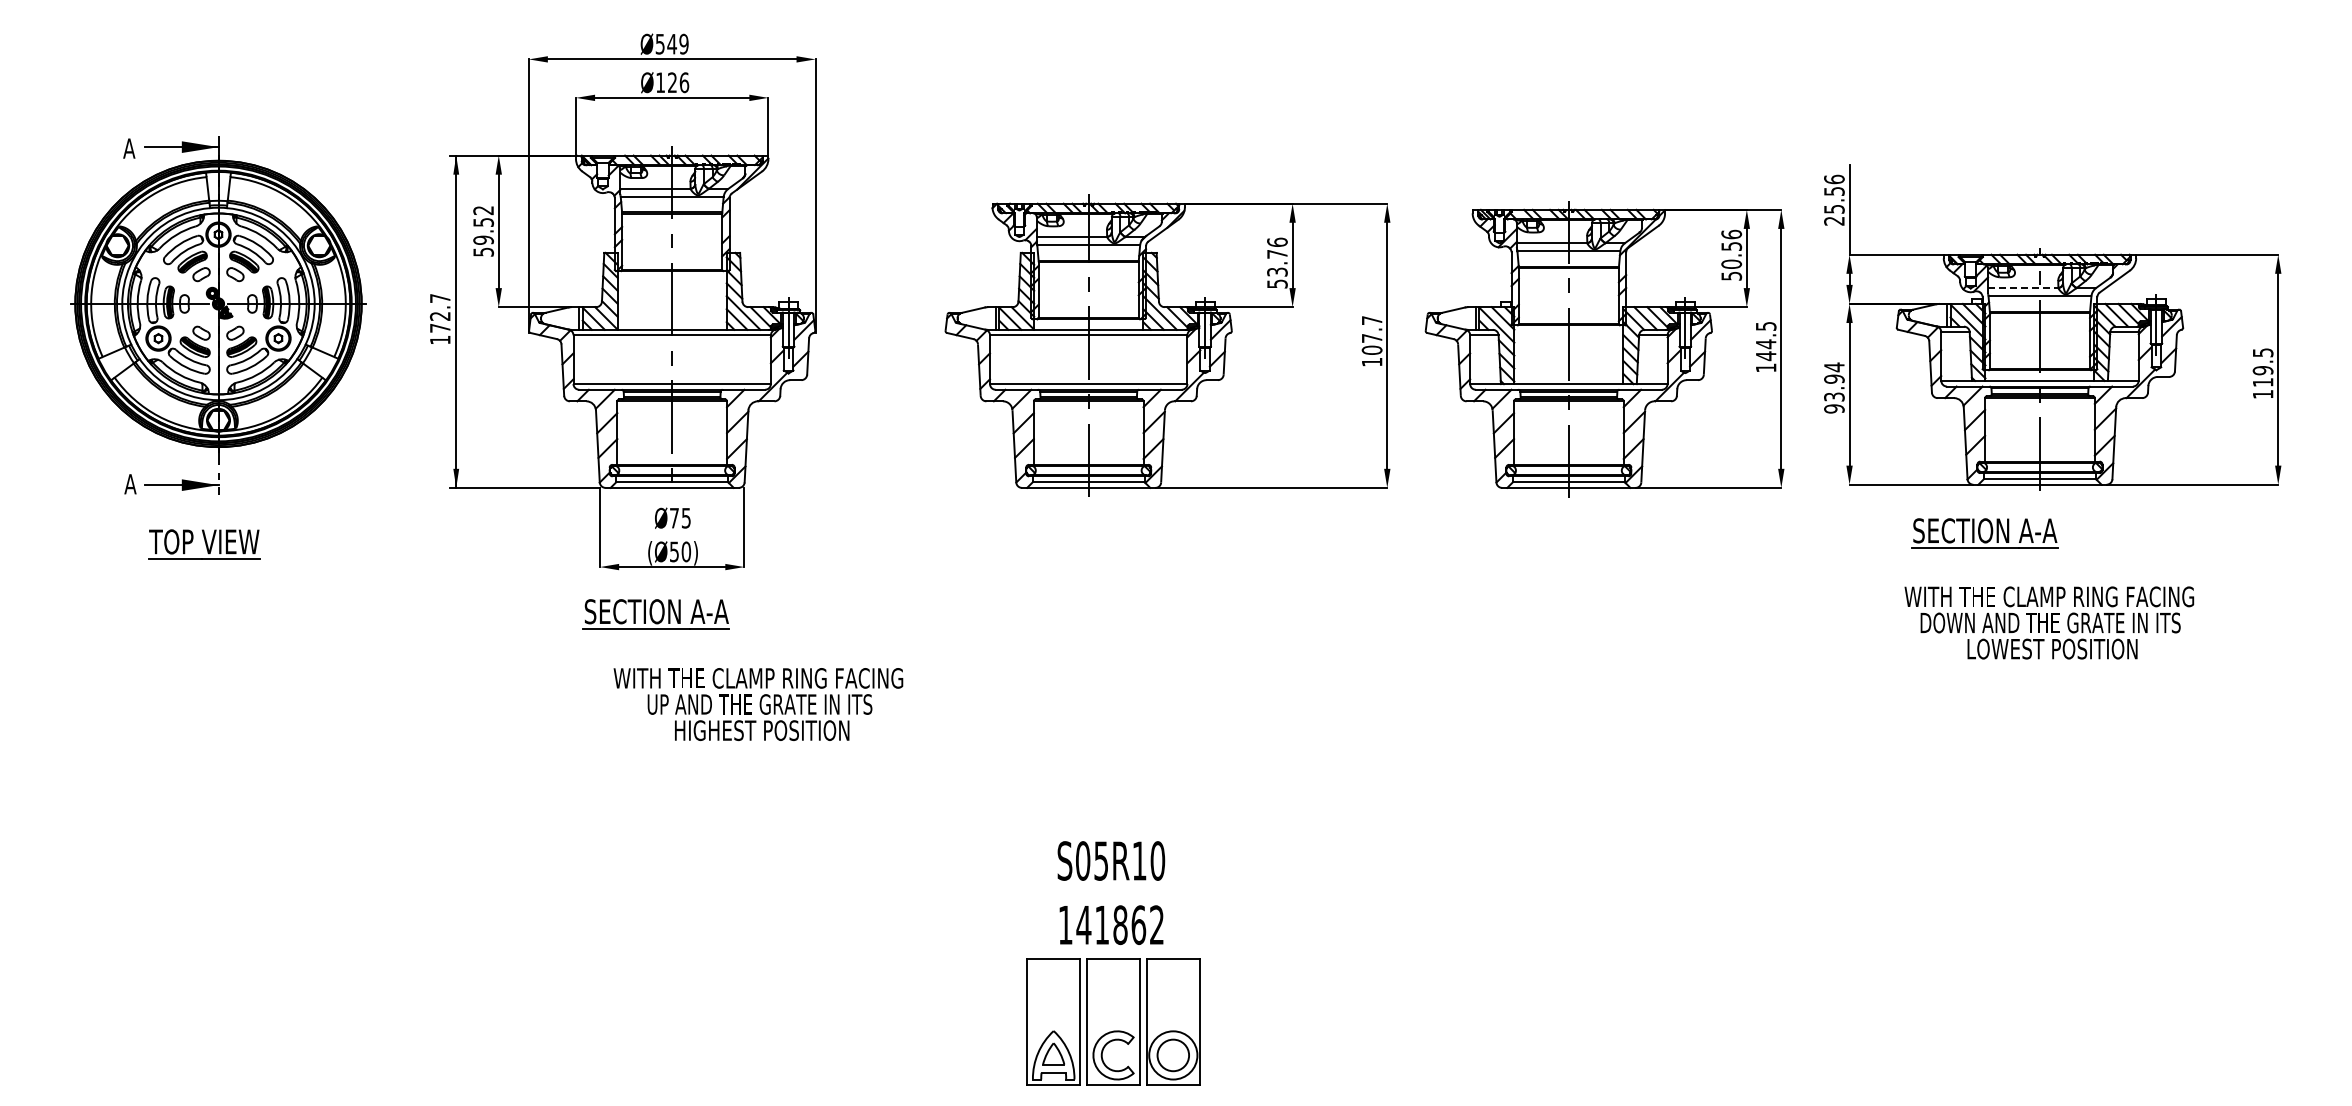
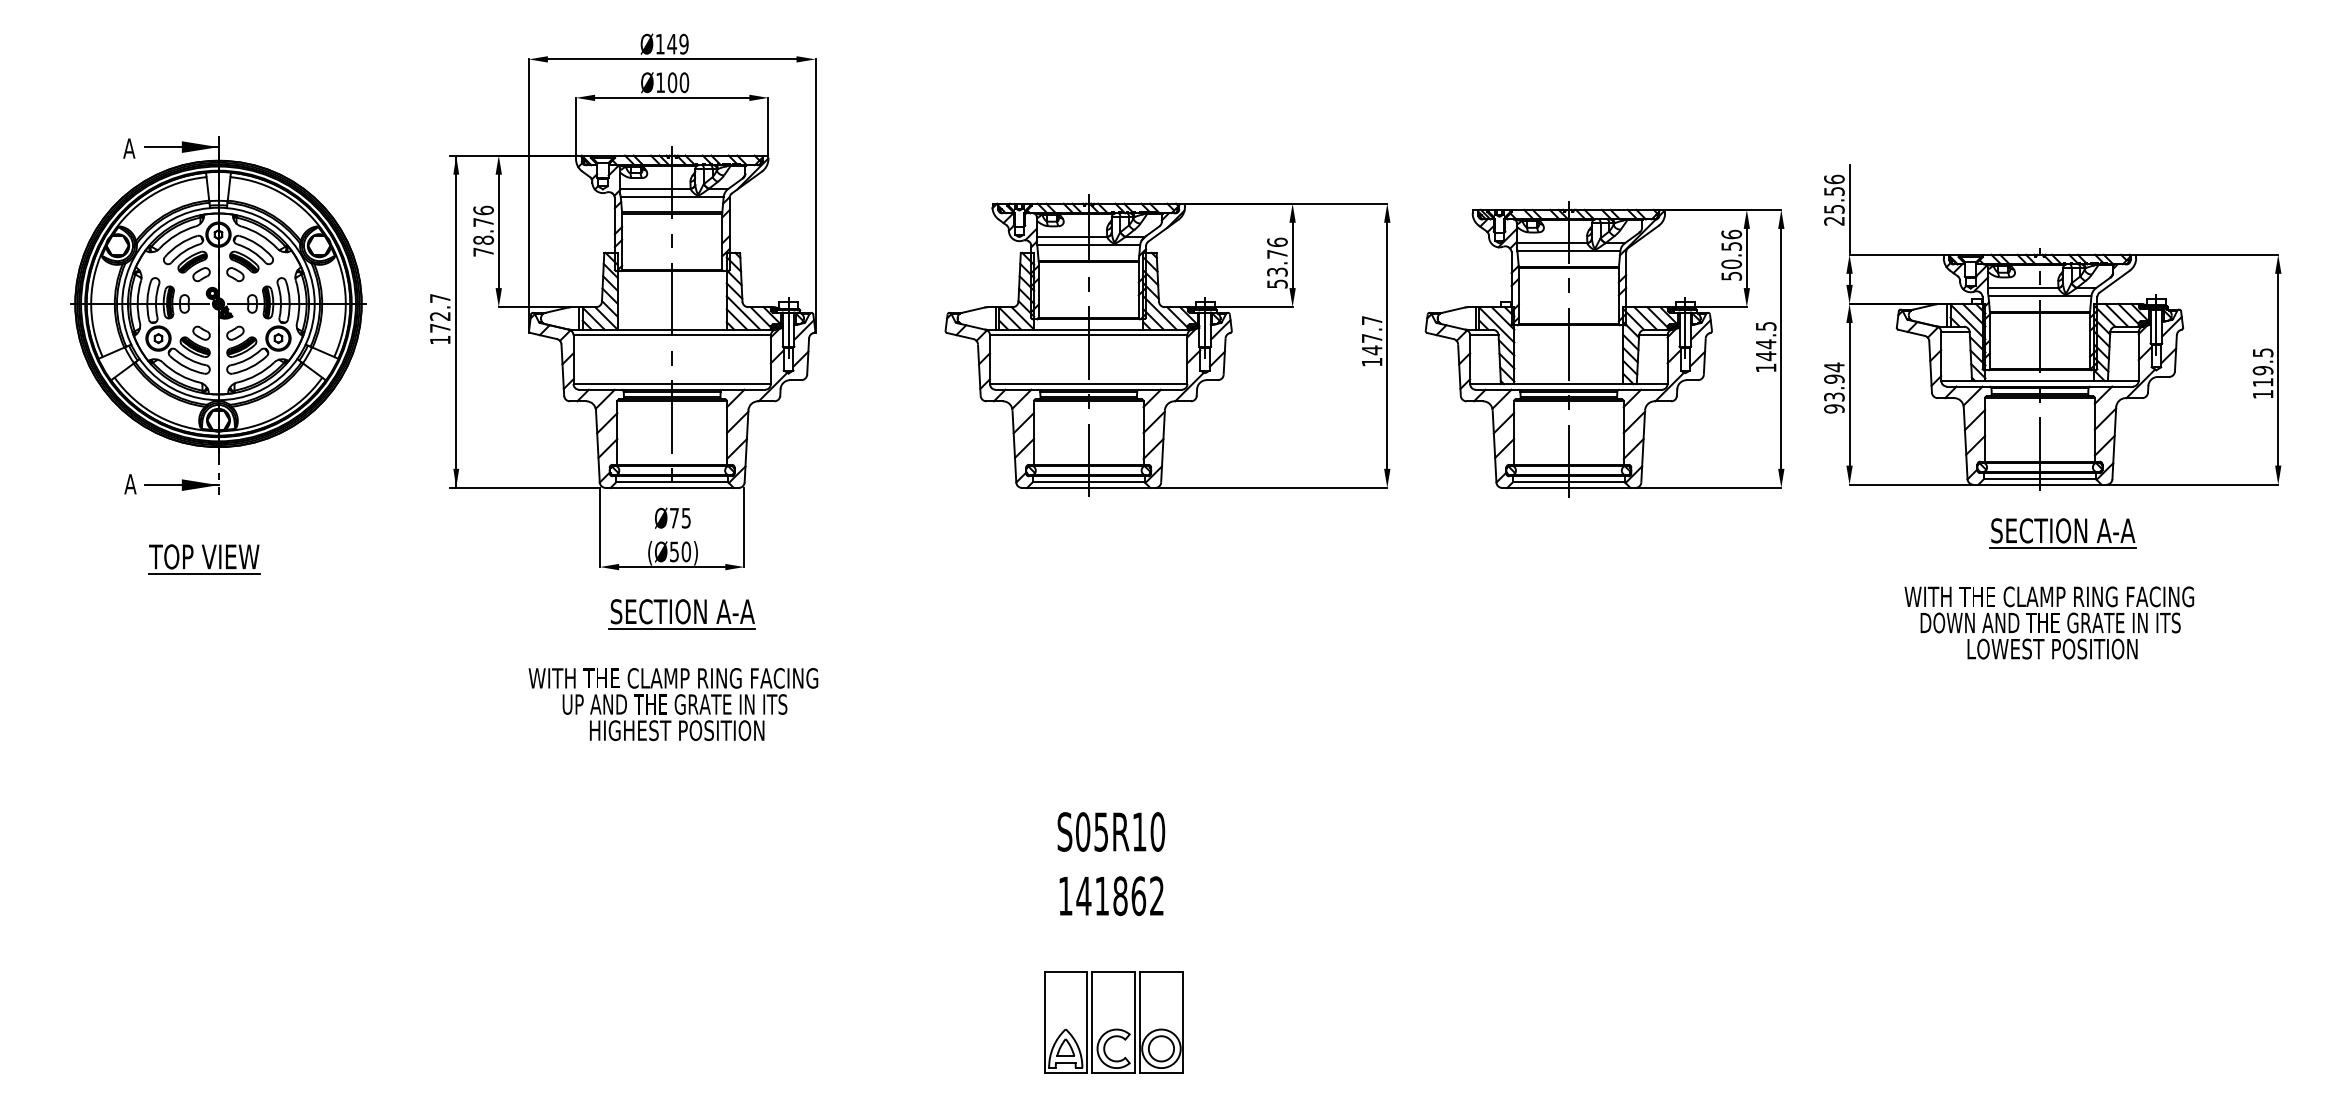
text: Ø549 -> Ø149 (659, 44)
text: Ø126 -> Ø100 (678, 82)
text: 59.52 -> 78.76 (483, 230)
line: dashed -> solid (2023, 288)
text: 107.7 -> 147.7 (1371, 350)
part position: (1984, 533) -> (2062, 533) (2062, 533)
part position: (204, 544) -> (204, 559) (204, 559)
part position: (655, 614) -> (681, 614) (681, 614)
text position: (758, 704) -> (673, 704) (673, 704)
text position: (1111, 893) -> (1111, 864) (1111, 864)
part size: 175x128 px -> 140x103 px (1113, 1022)
